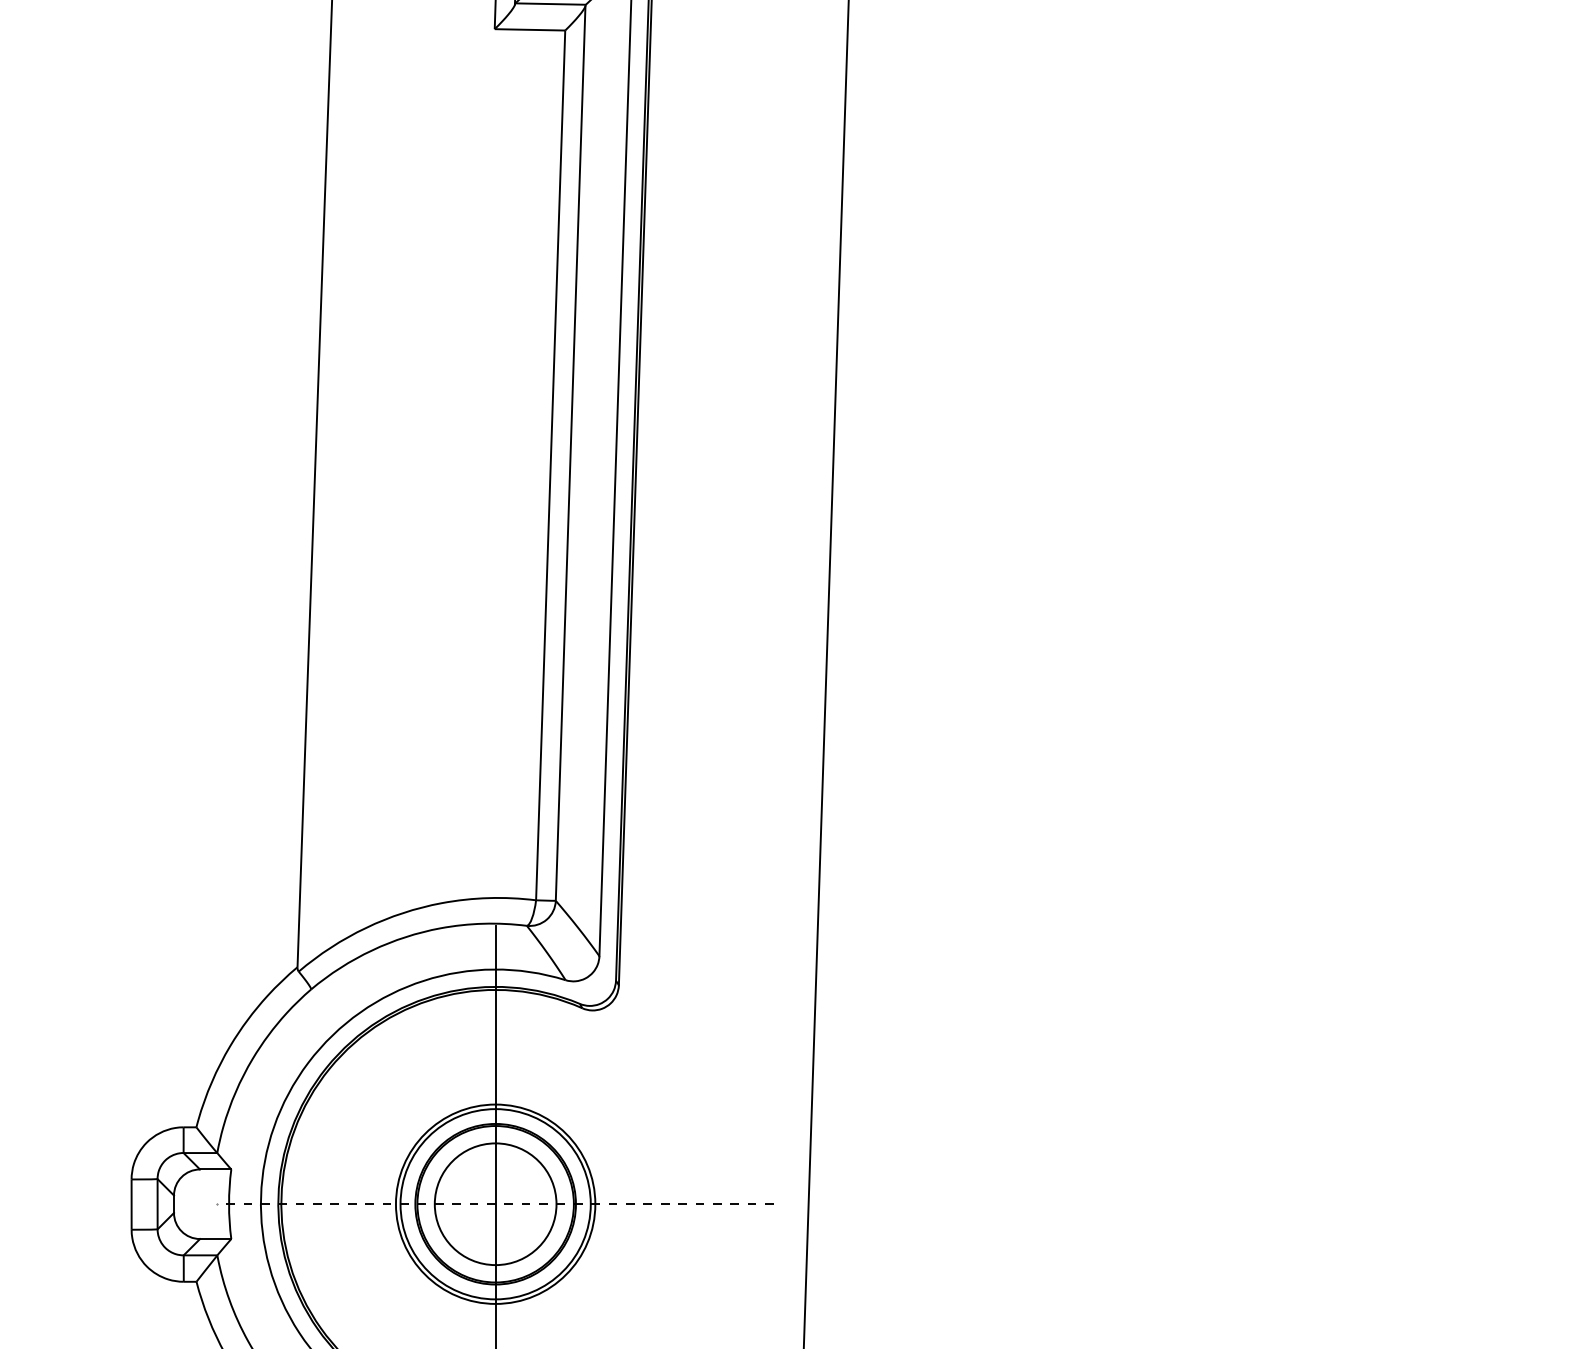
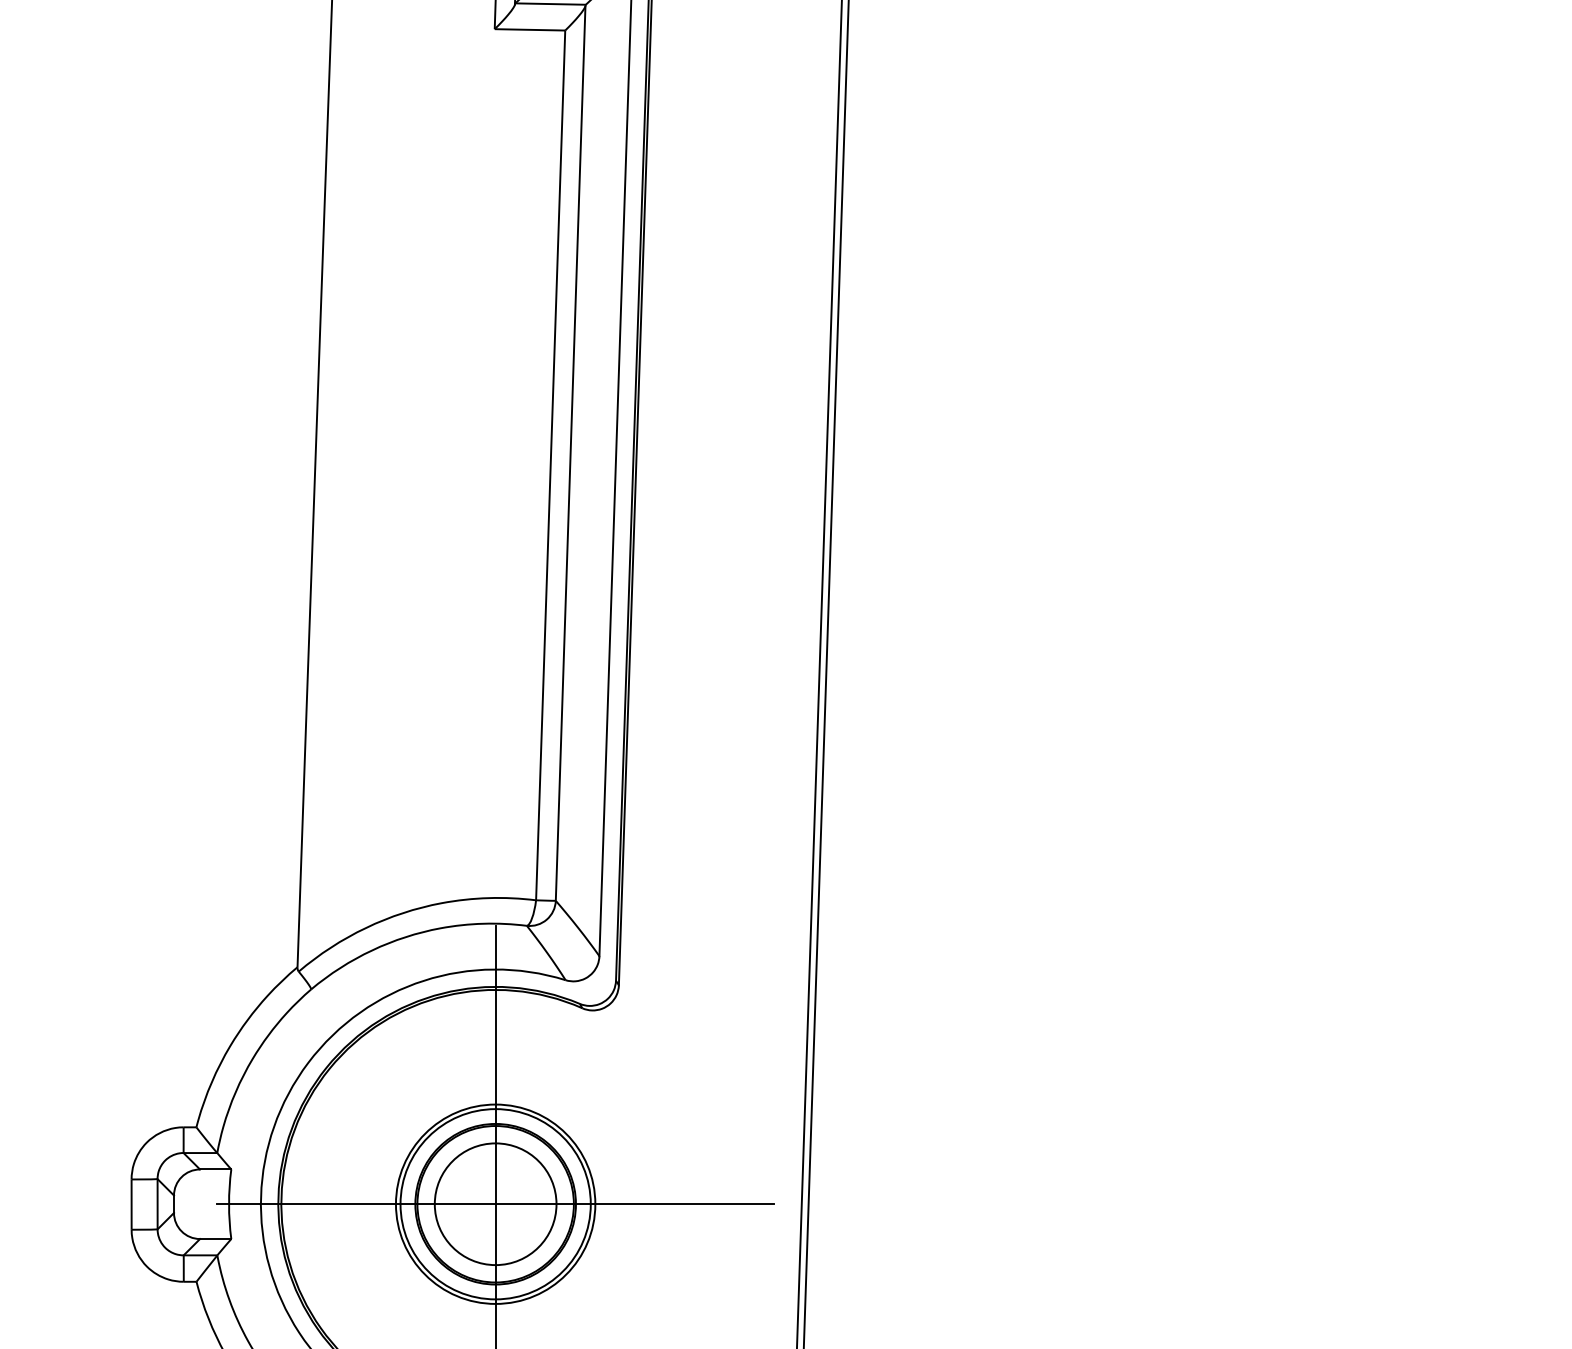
line: none -> present (819, 673)
line: dashed -> solid (495, 1204)
